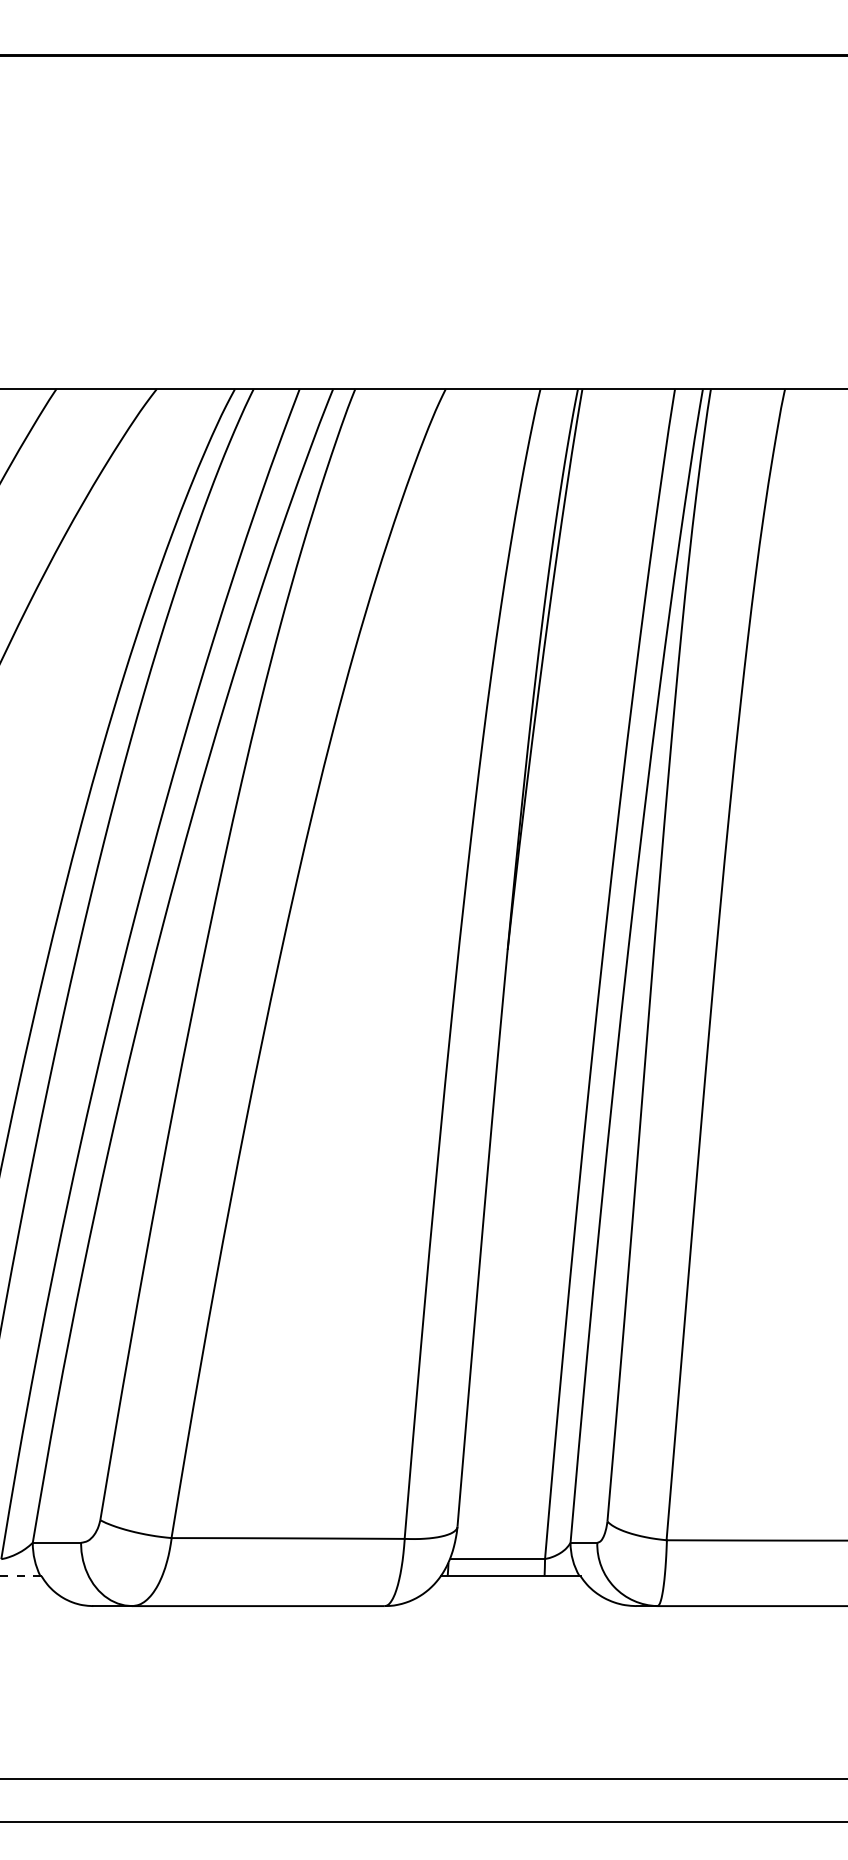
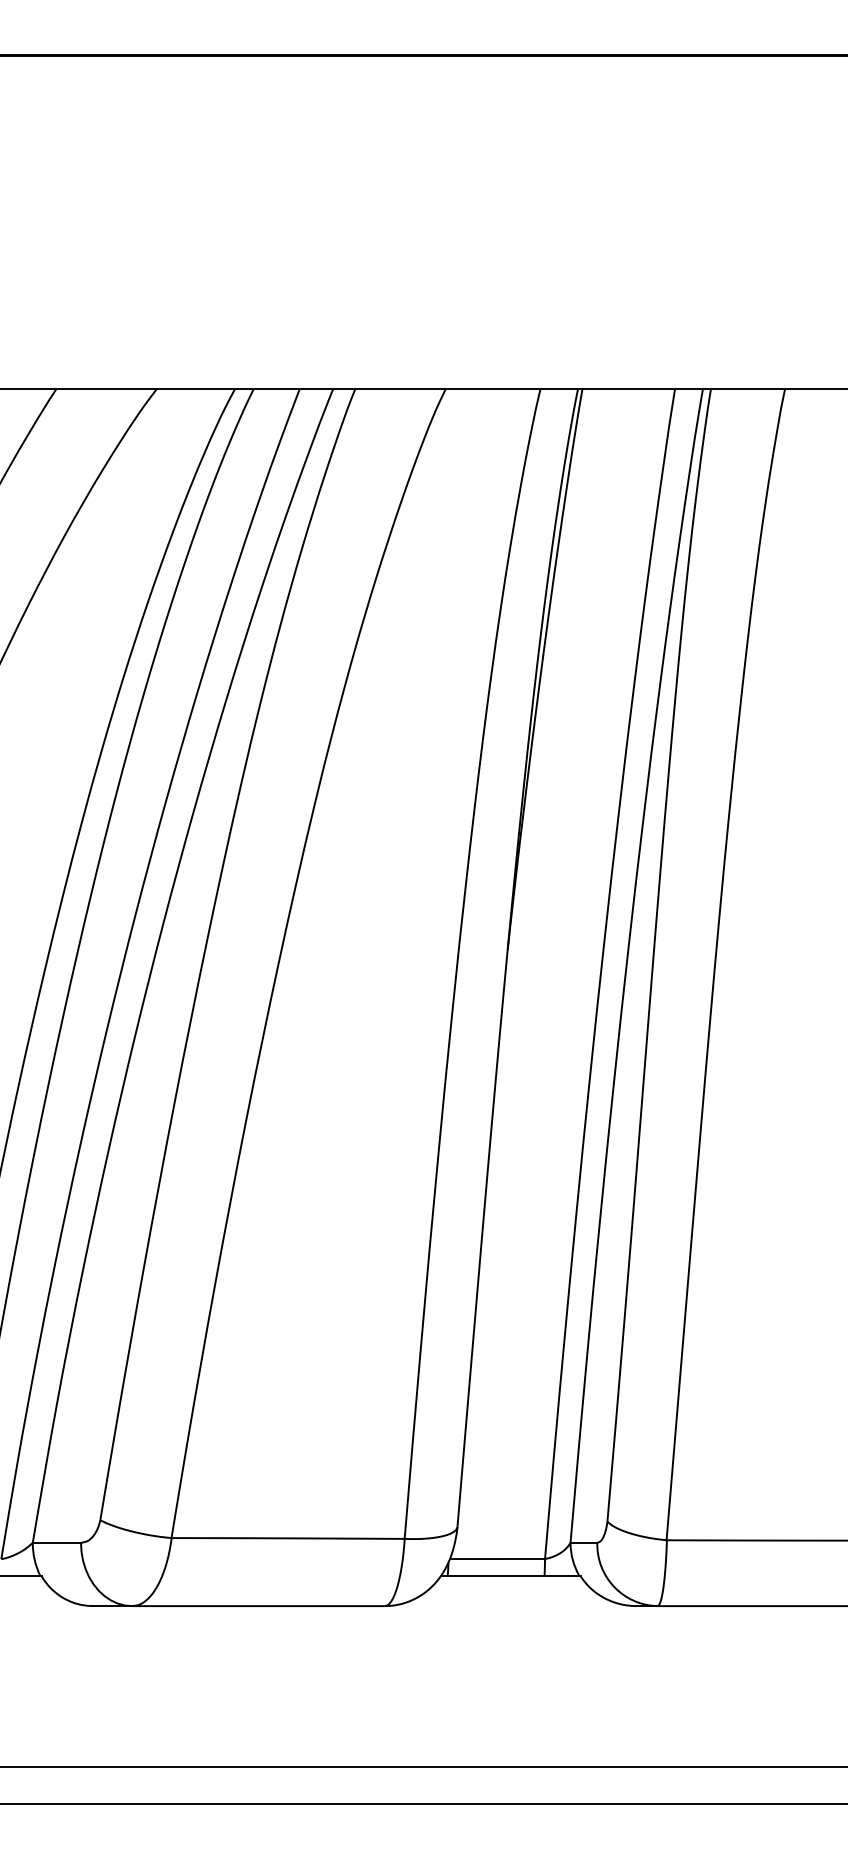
line: dashed -> solid (20, 1576)
line position: (423, 1779) -> (423, 1767) (423, 1767)
line position: (423, 1822) -> (423, 1804) (423, 1804)
